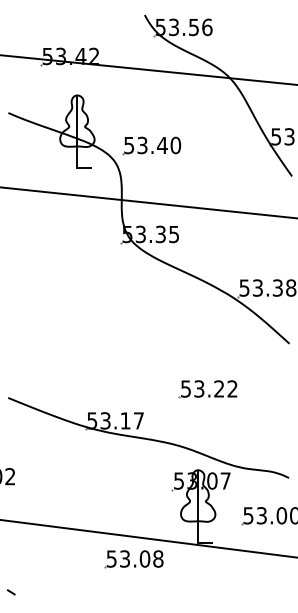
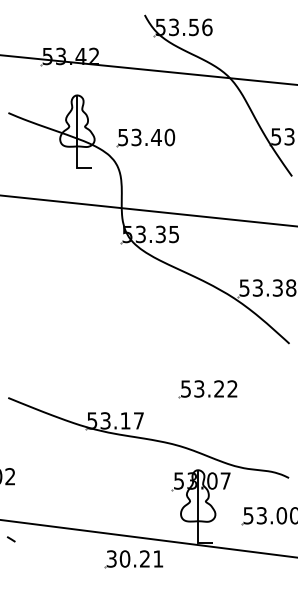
part position: (151, 145) -> (145, 137) (145, 137)
line position: (148, 202) -> (148, 210) (148, 210)
text: 53.08 -> 30.21 (135, 558)
line position: (10, 592) -> (10, 539) (10, 539)
